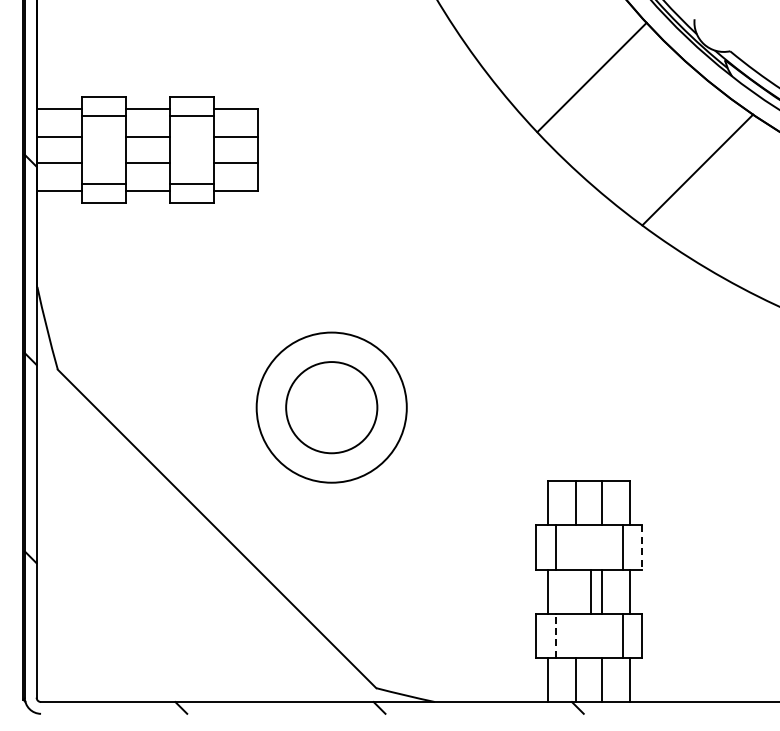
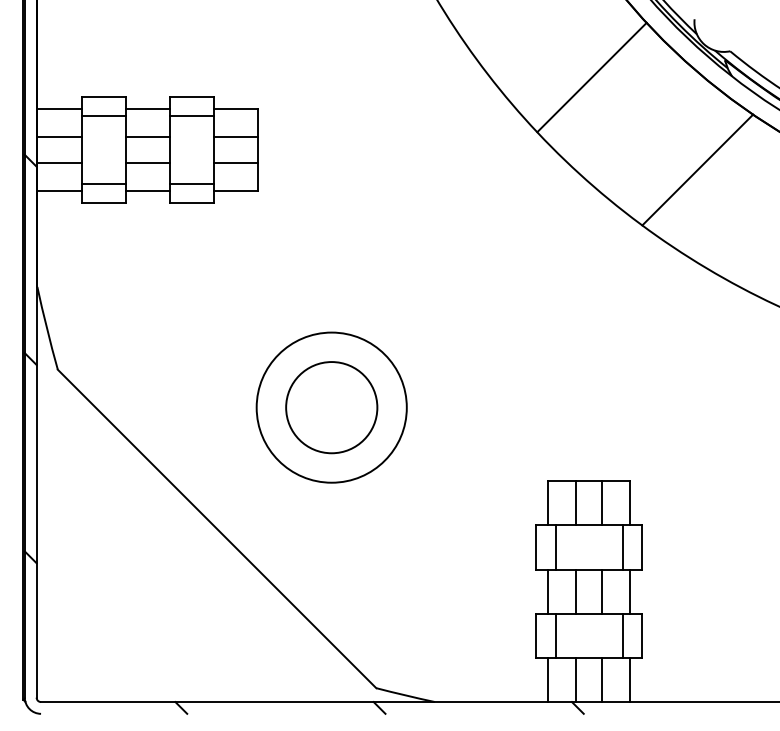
line: dashed -> solid (642, 548)
line position: (591, 591) -> (576, 591) (576, 591)
line: dashed -> solid (555, 635)
